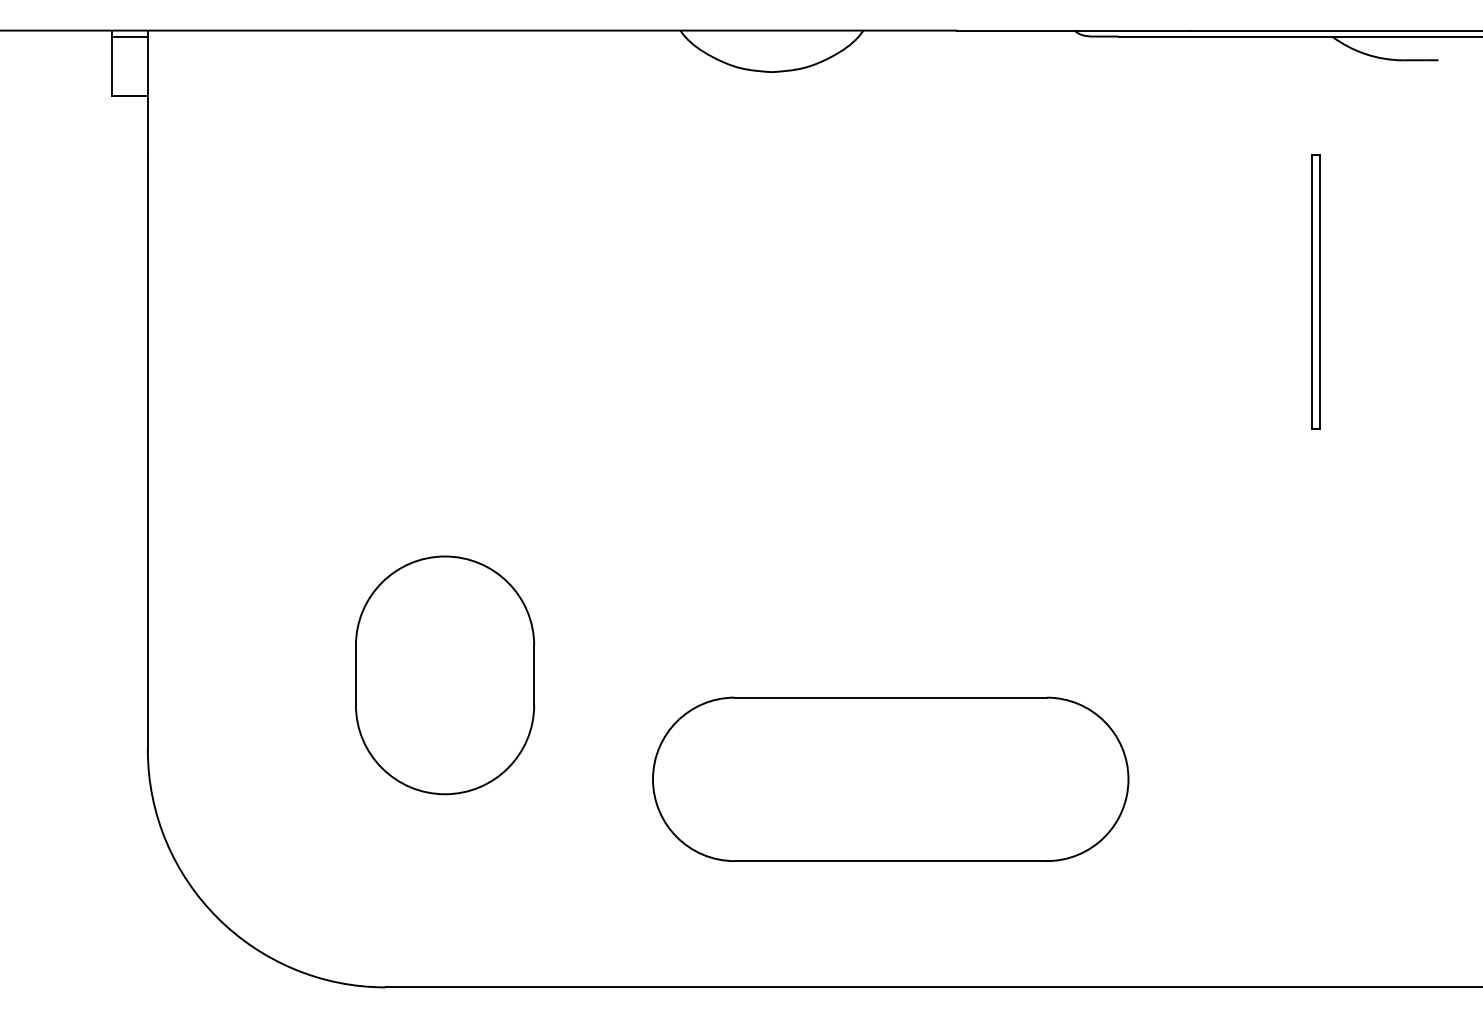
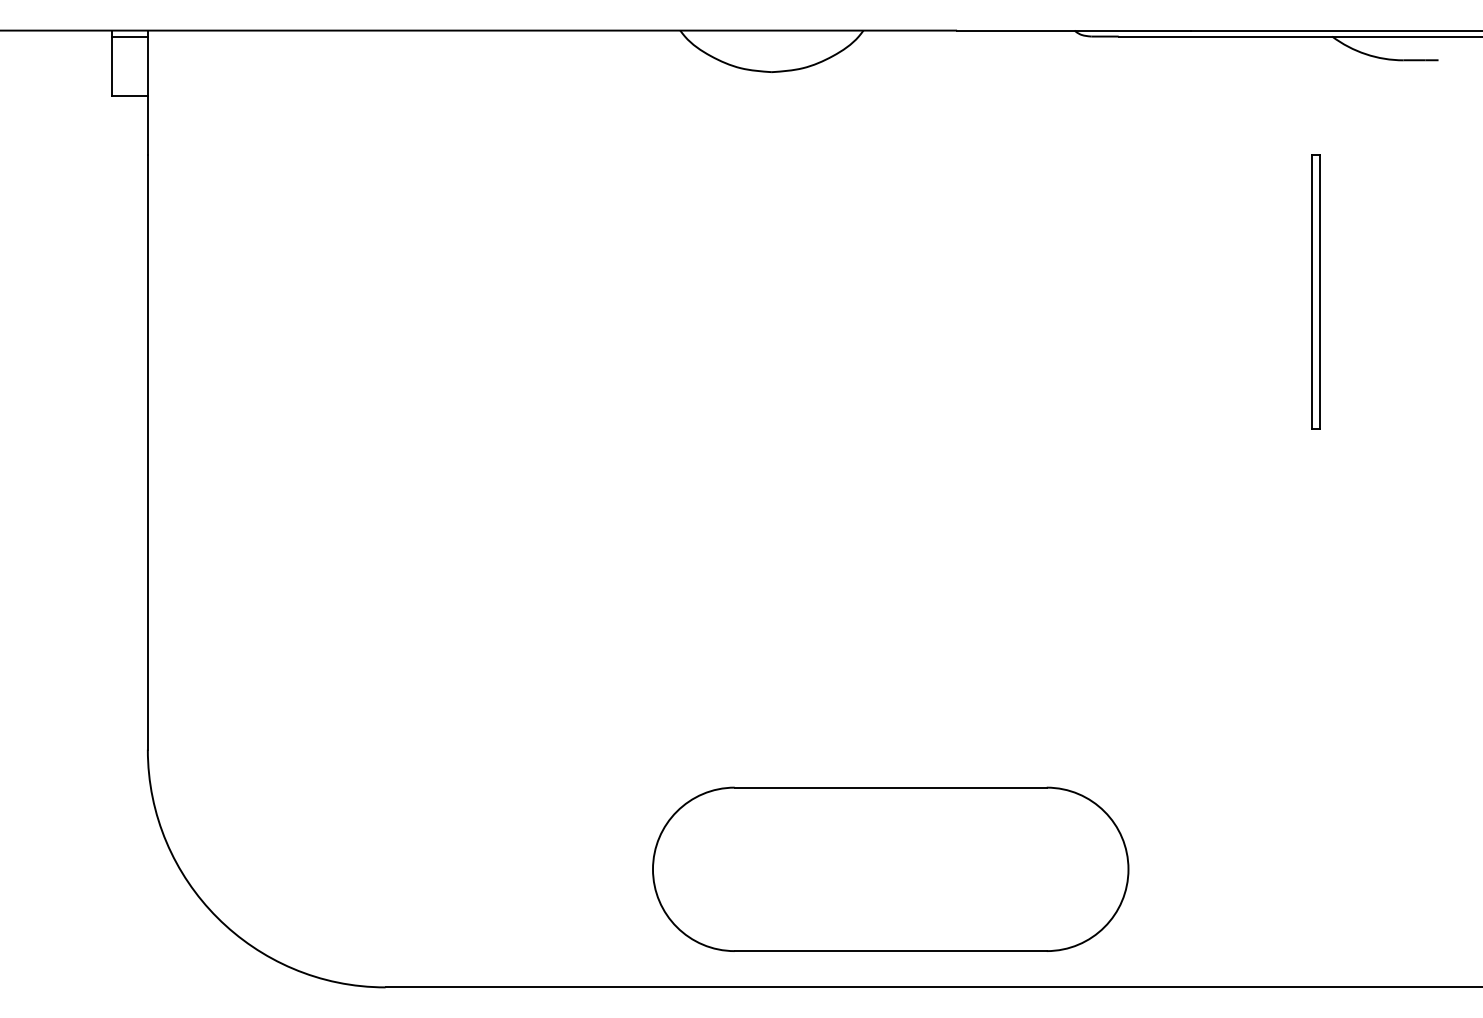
part: present -> none (445, 675)
part position: (890, 778) -> (890, 868) (890, 868)
